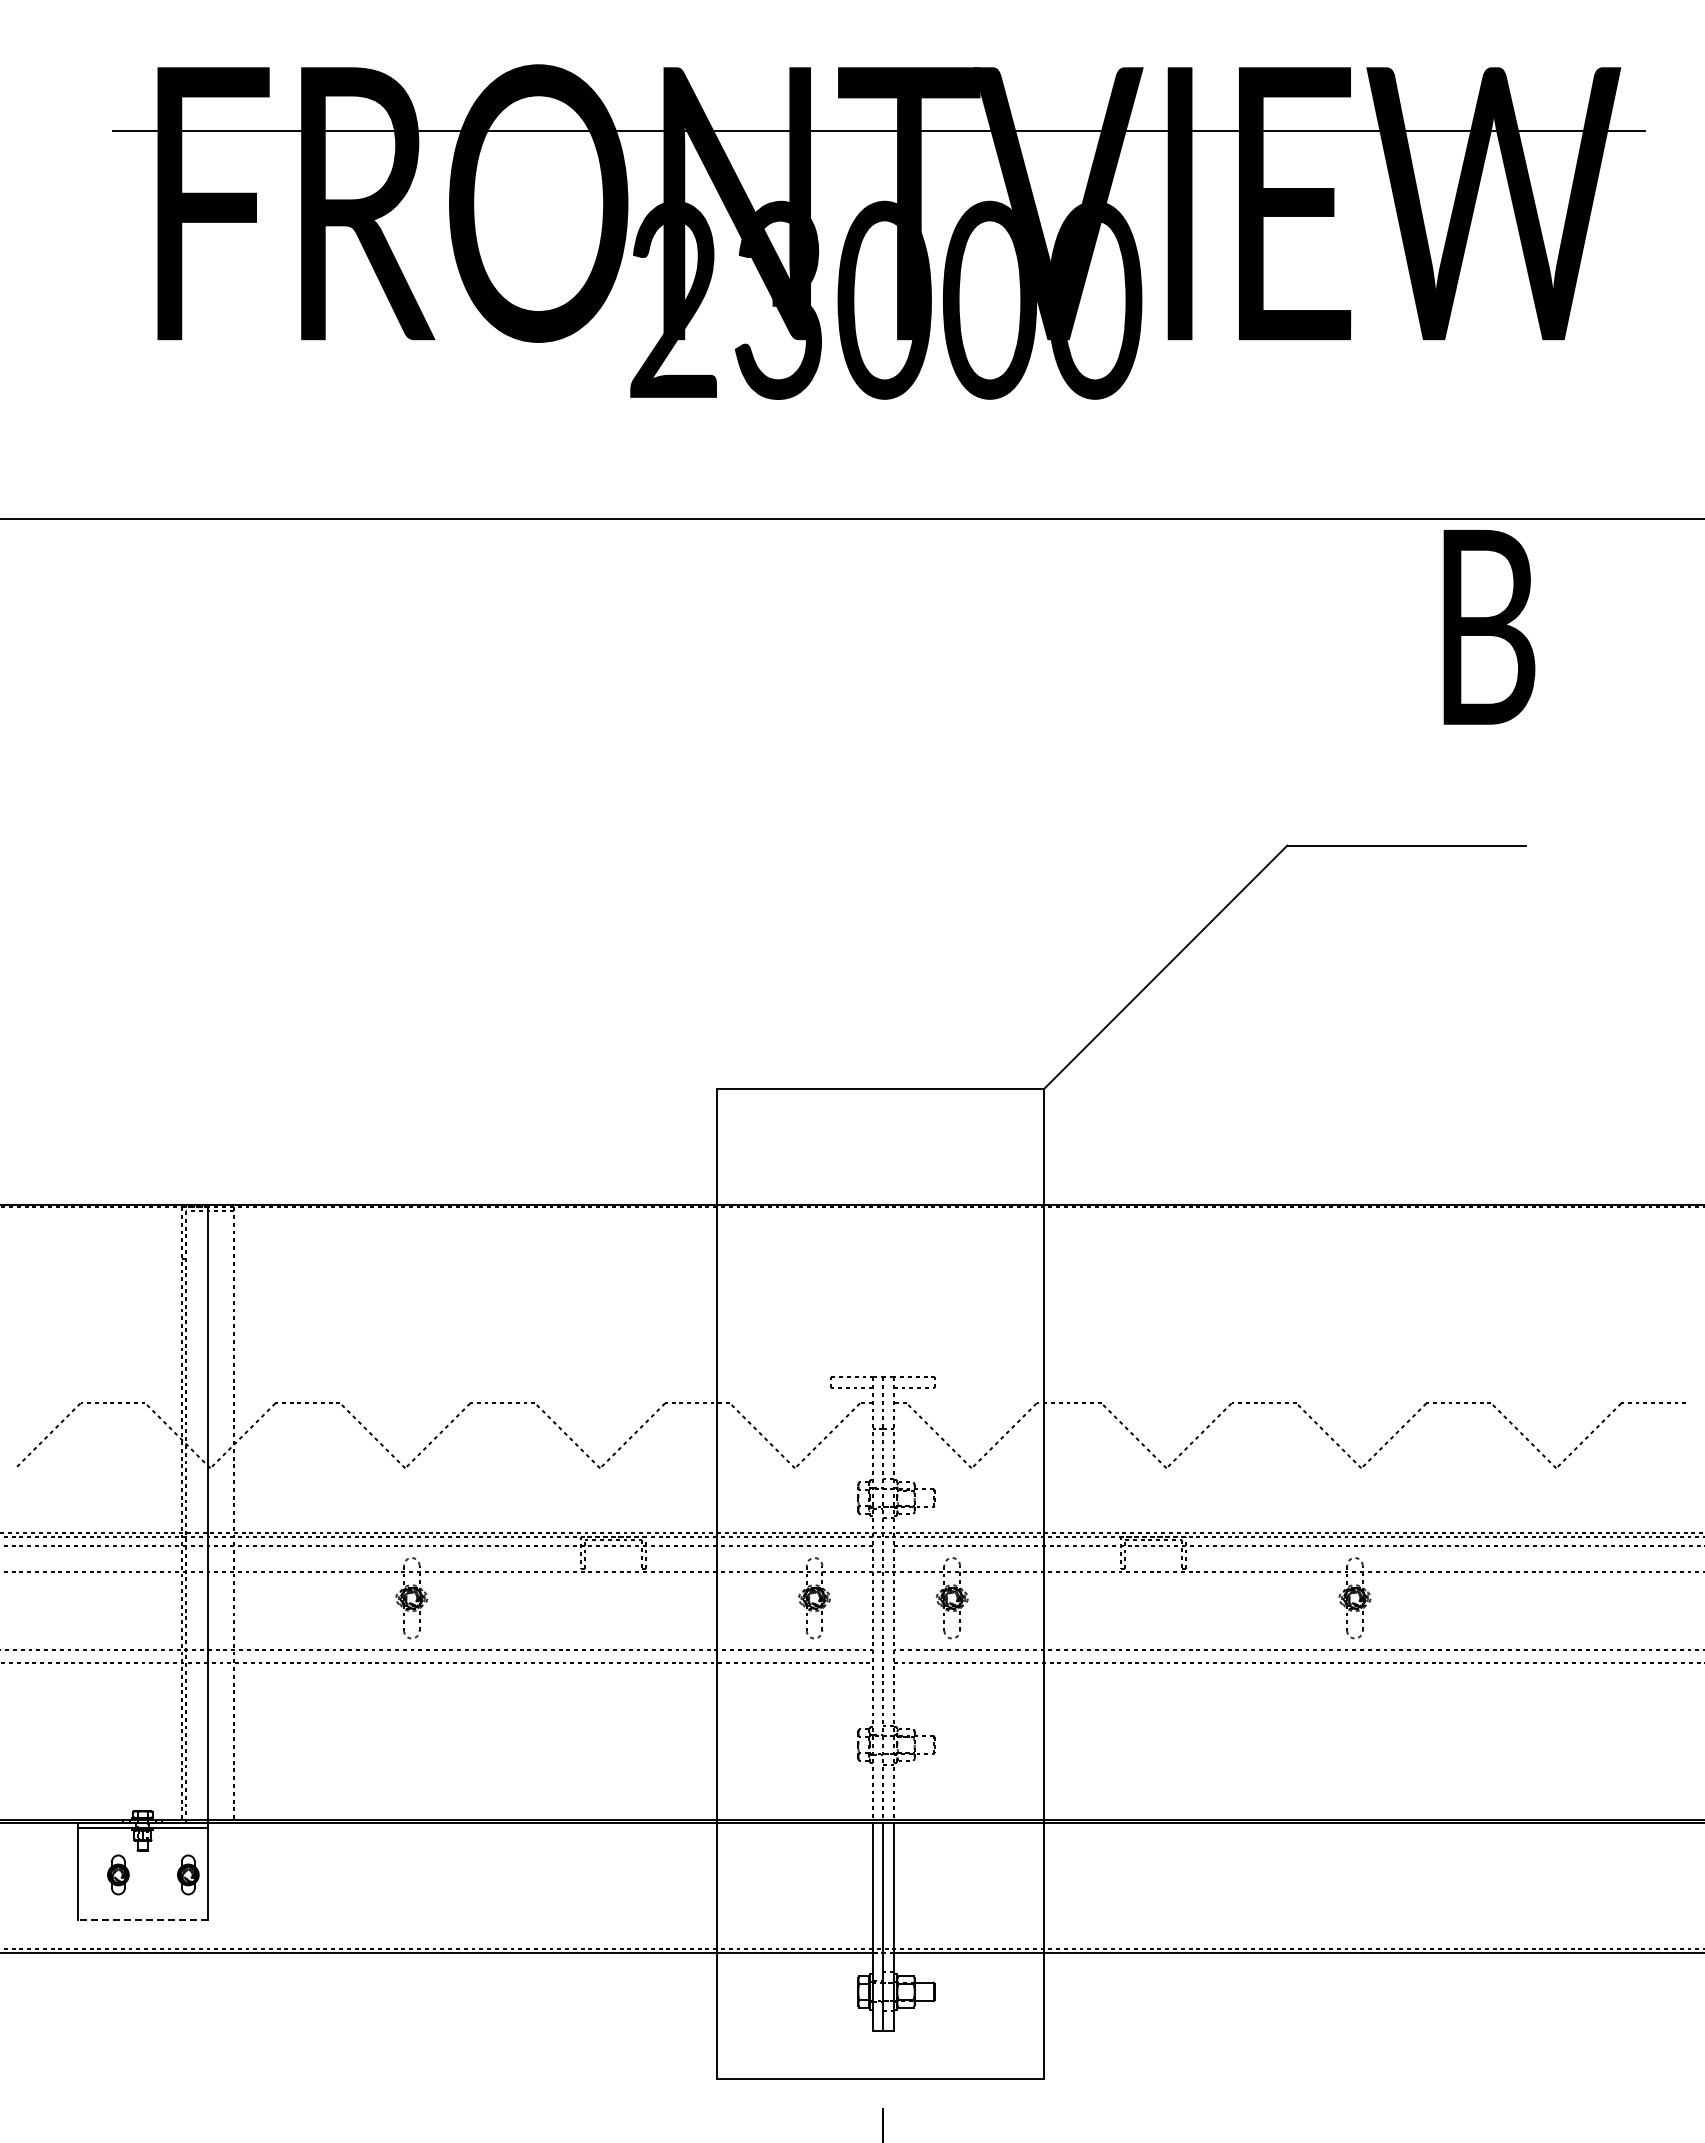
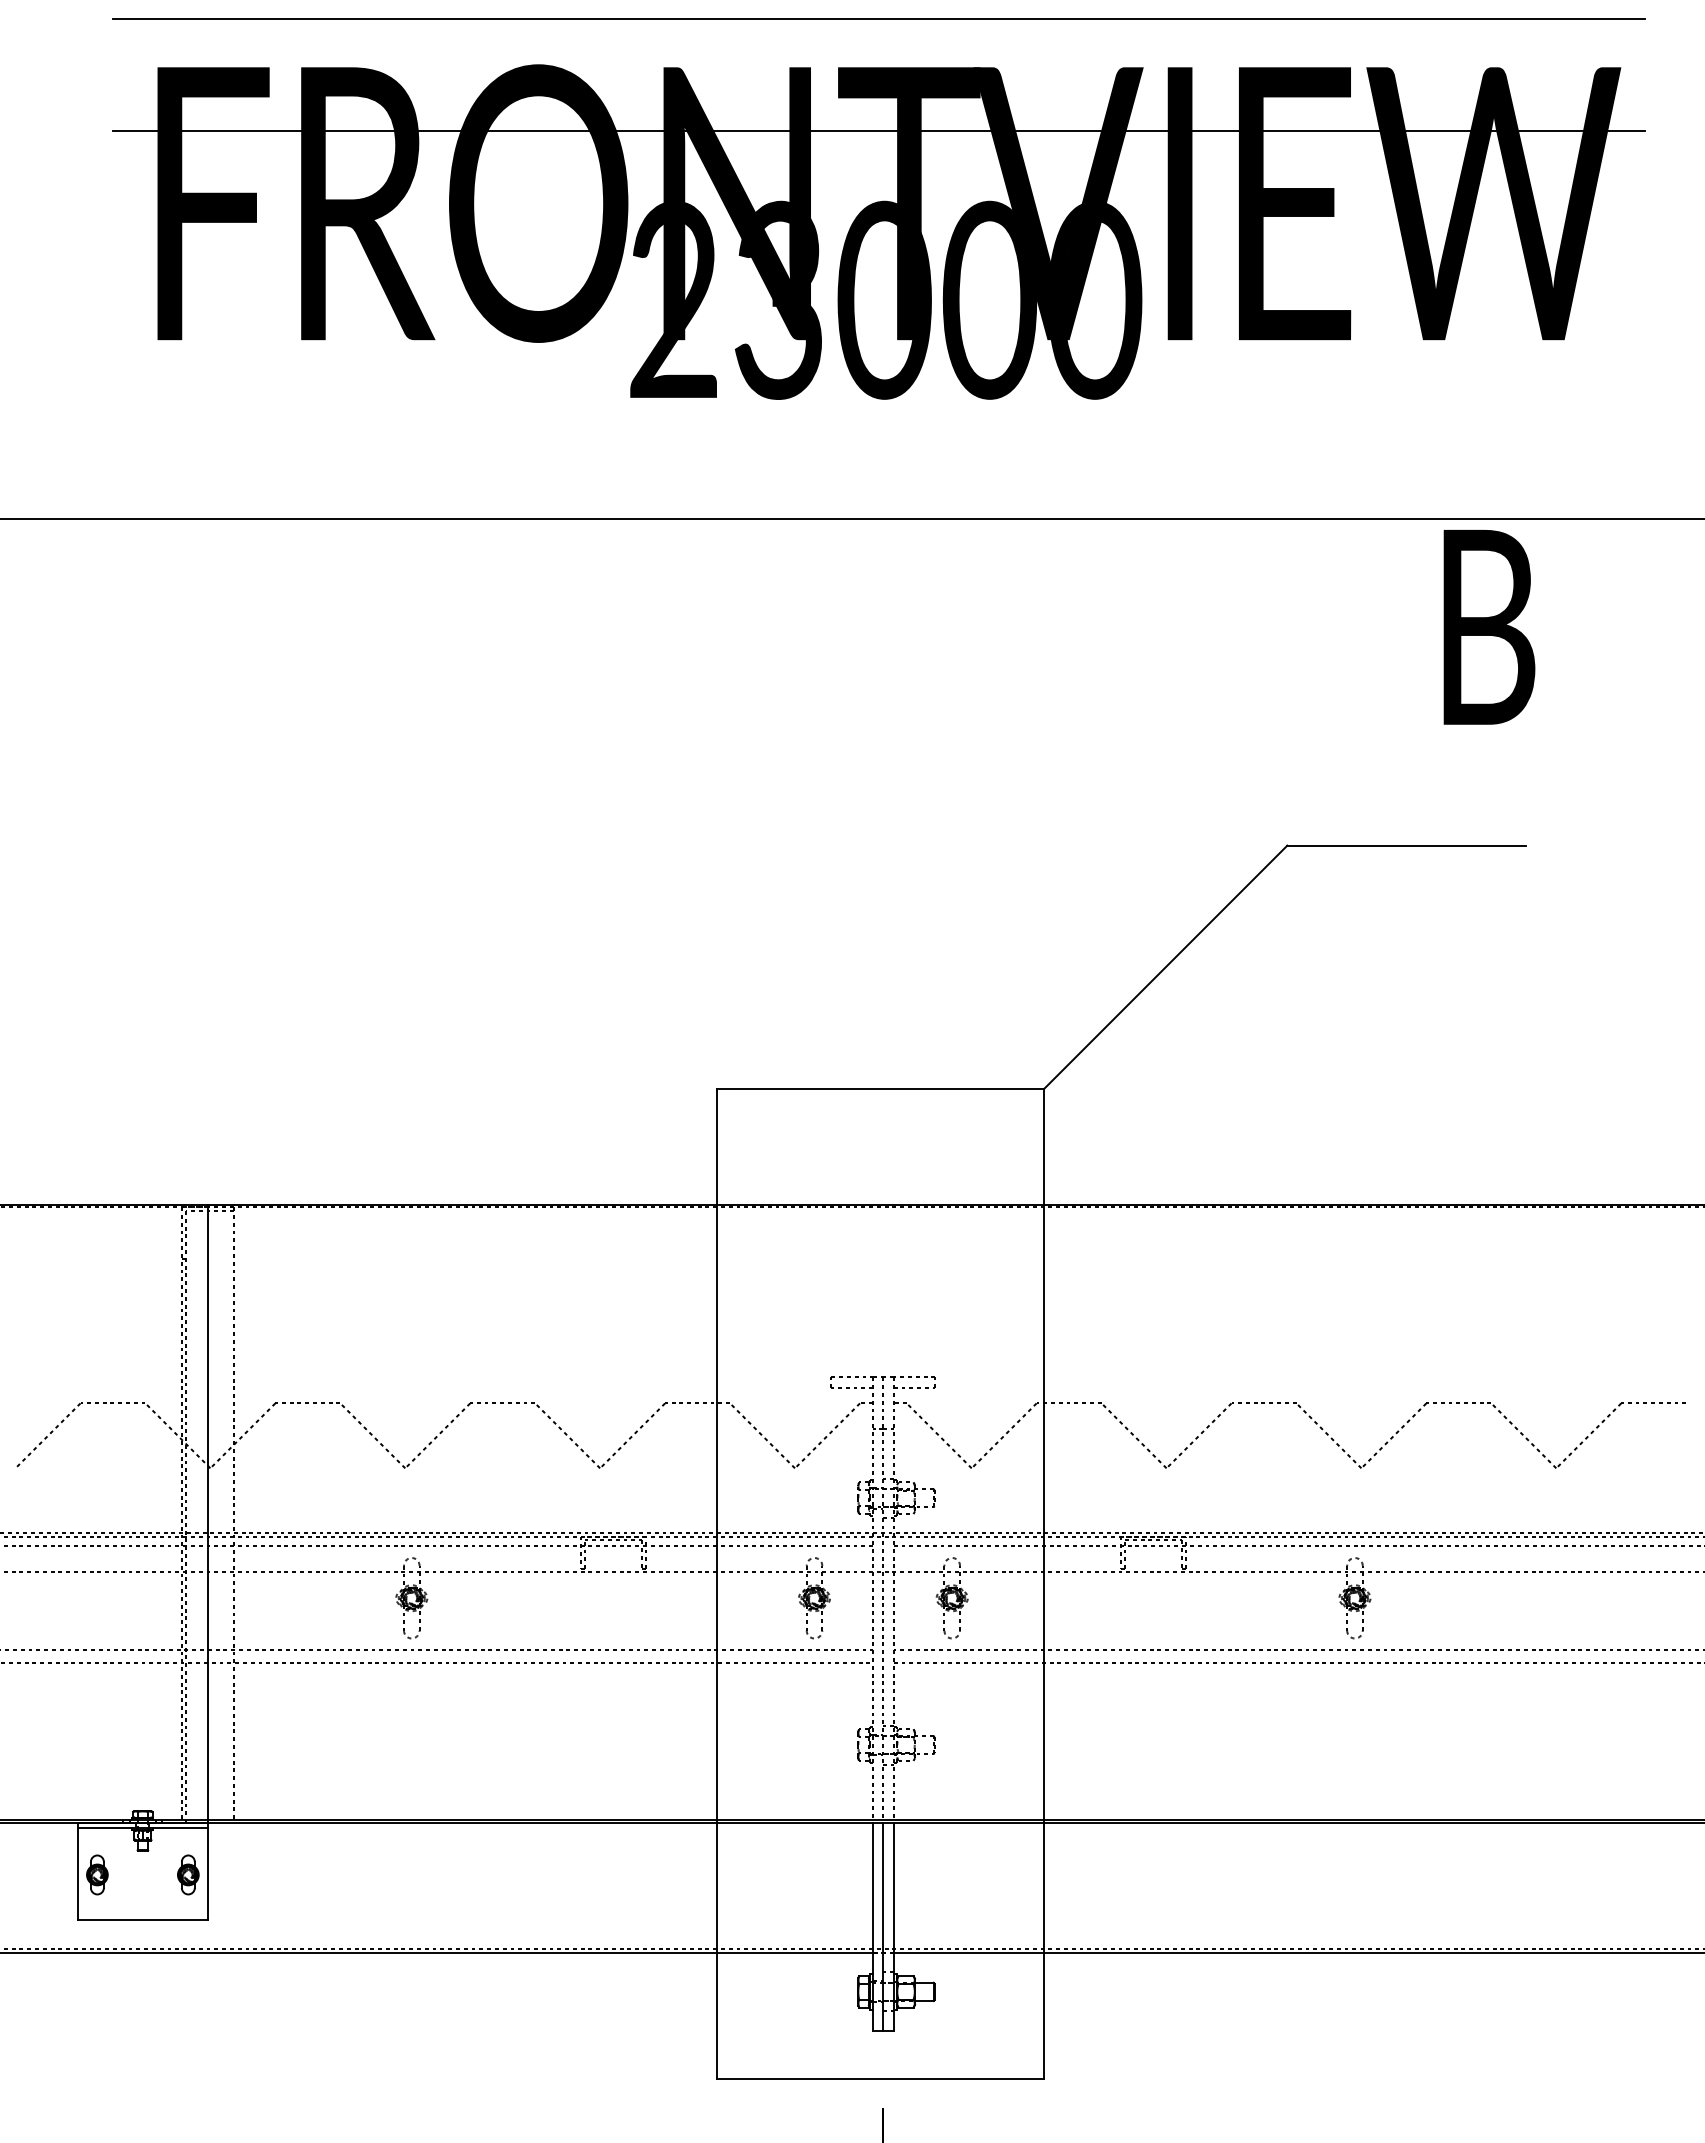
line: none -> present (878, 19)
part position: (118, 1874) -> (97, 1874) (97, 1874)
line: dashed -> solid (142, 1920)
